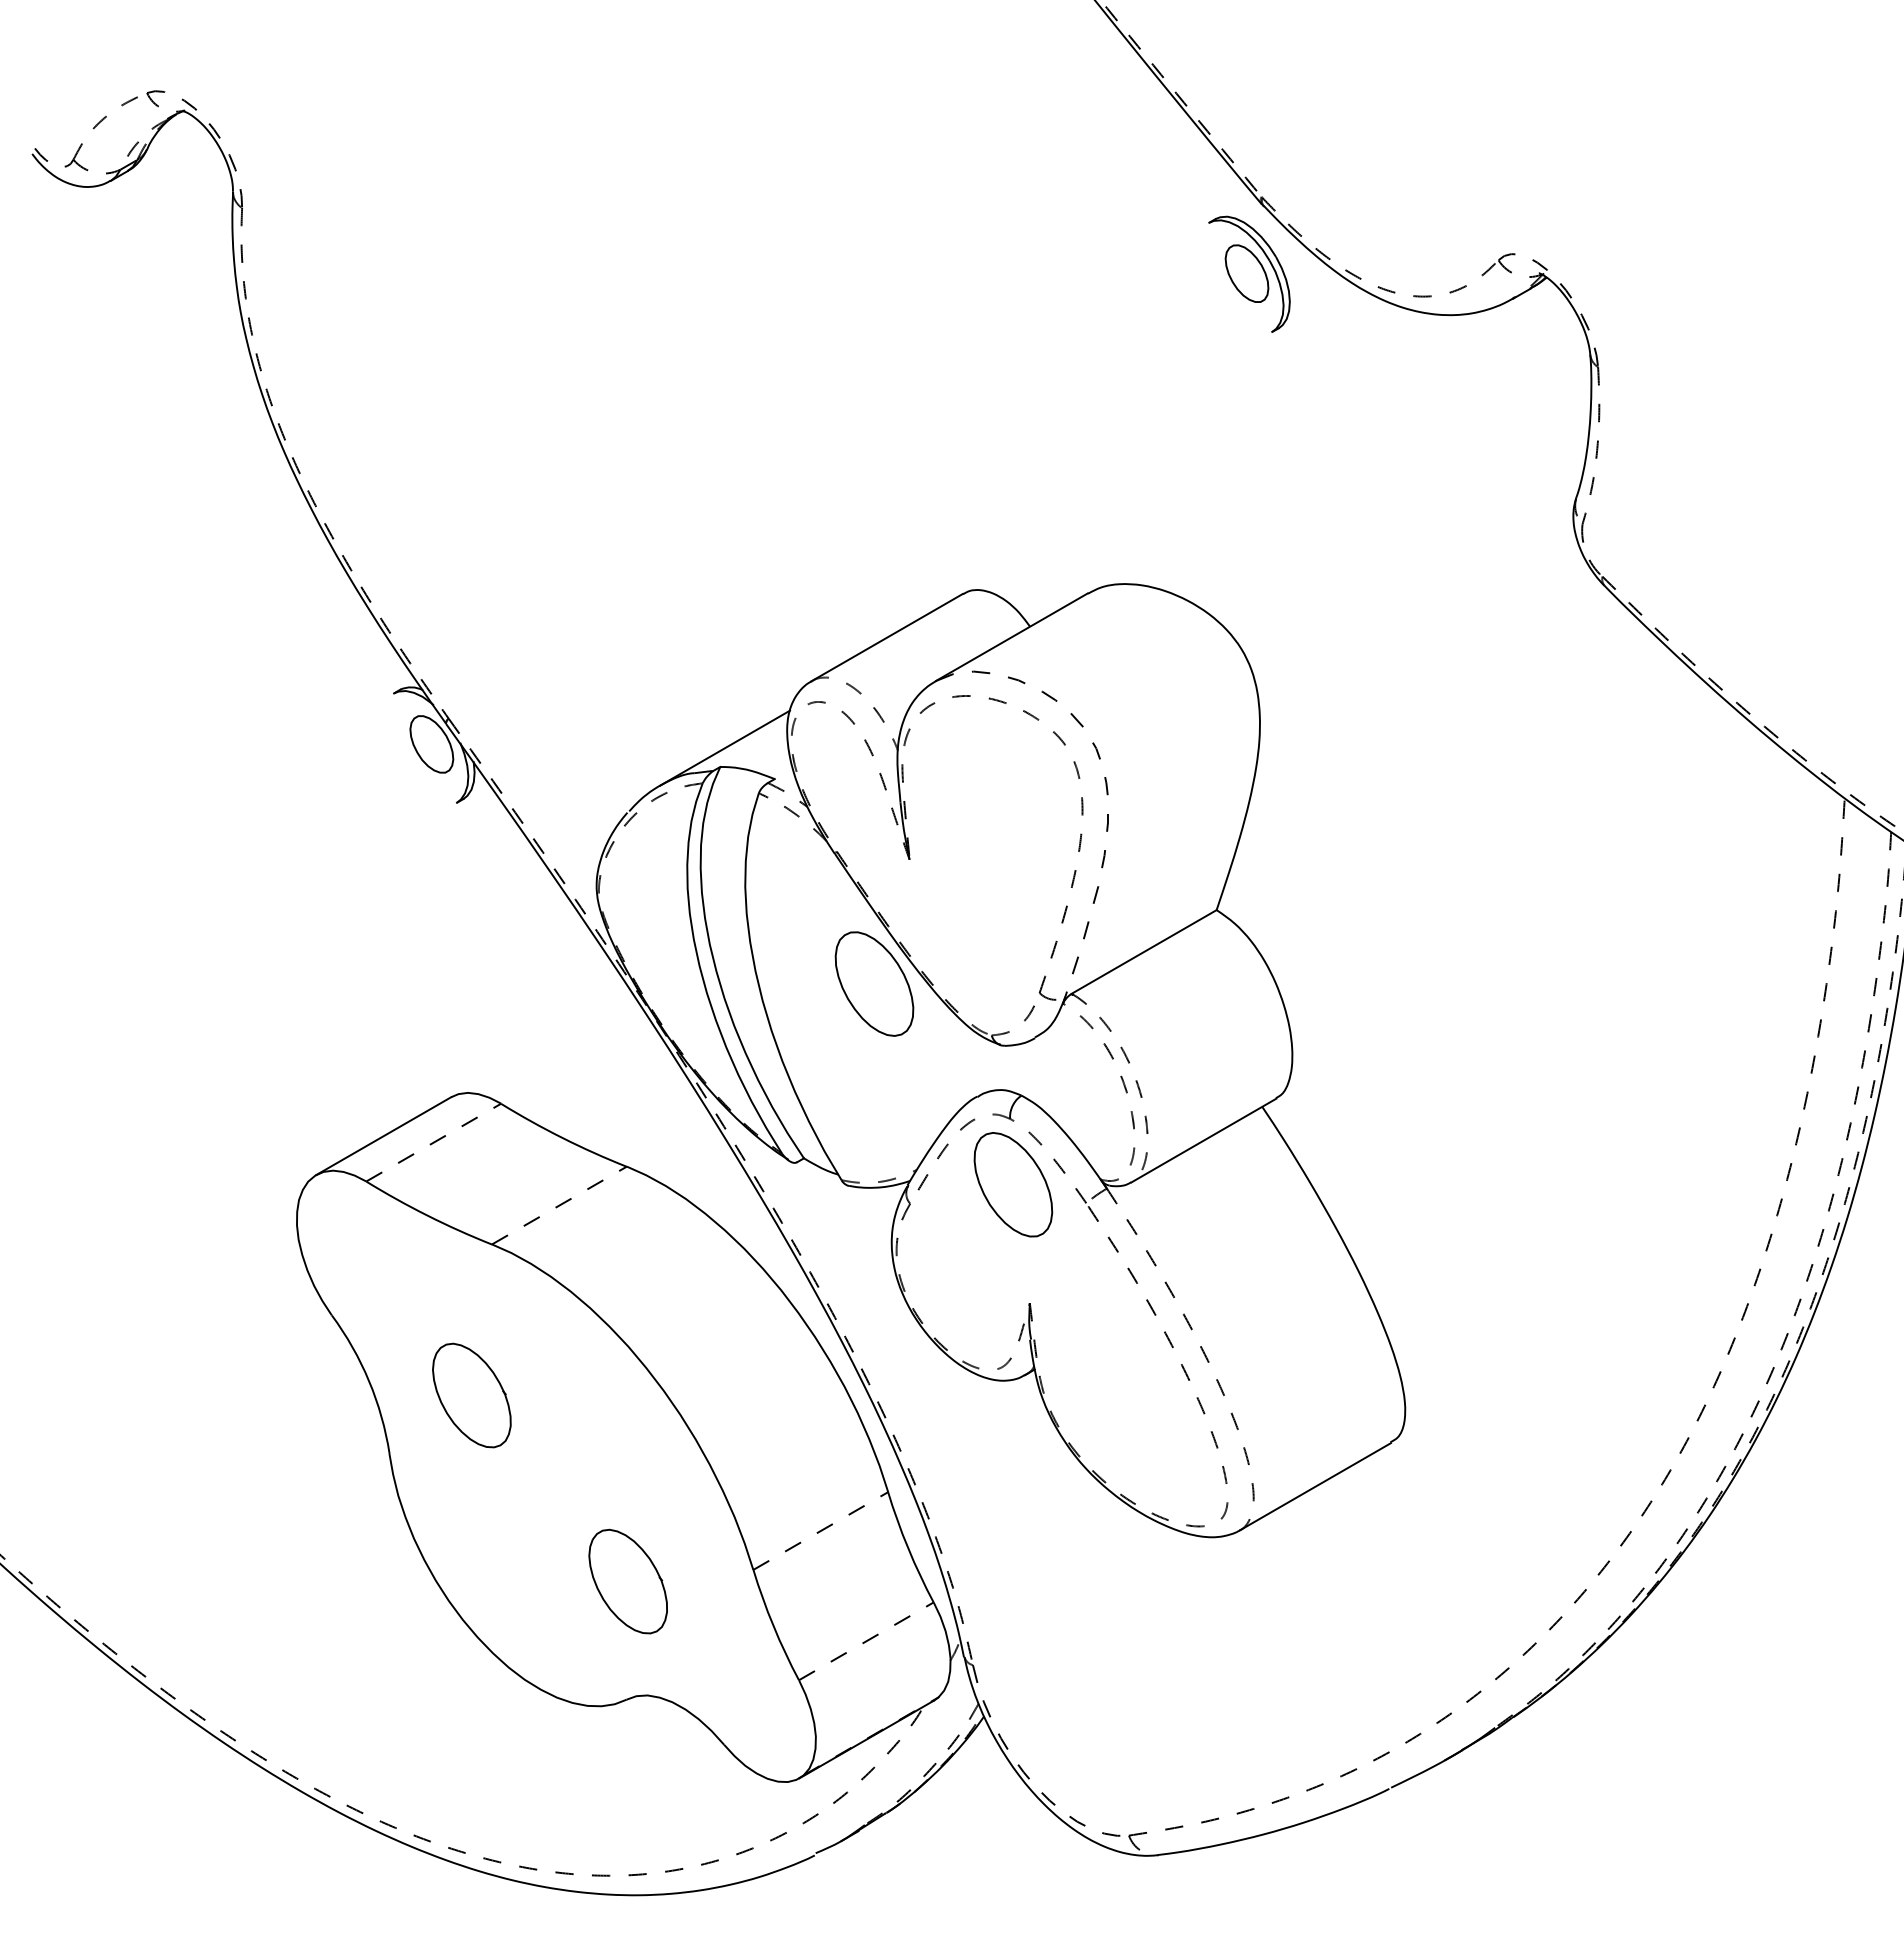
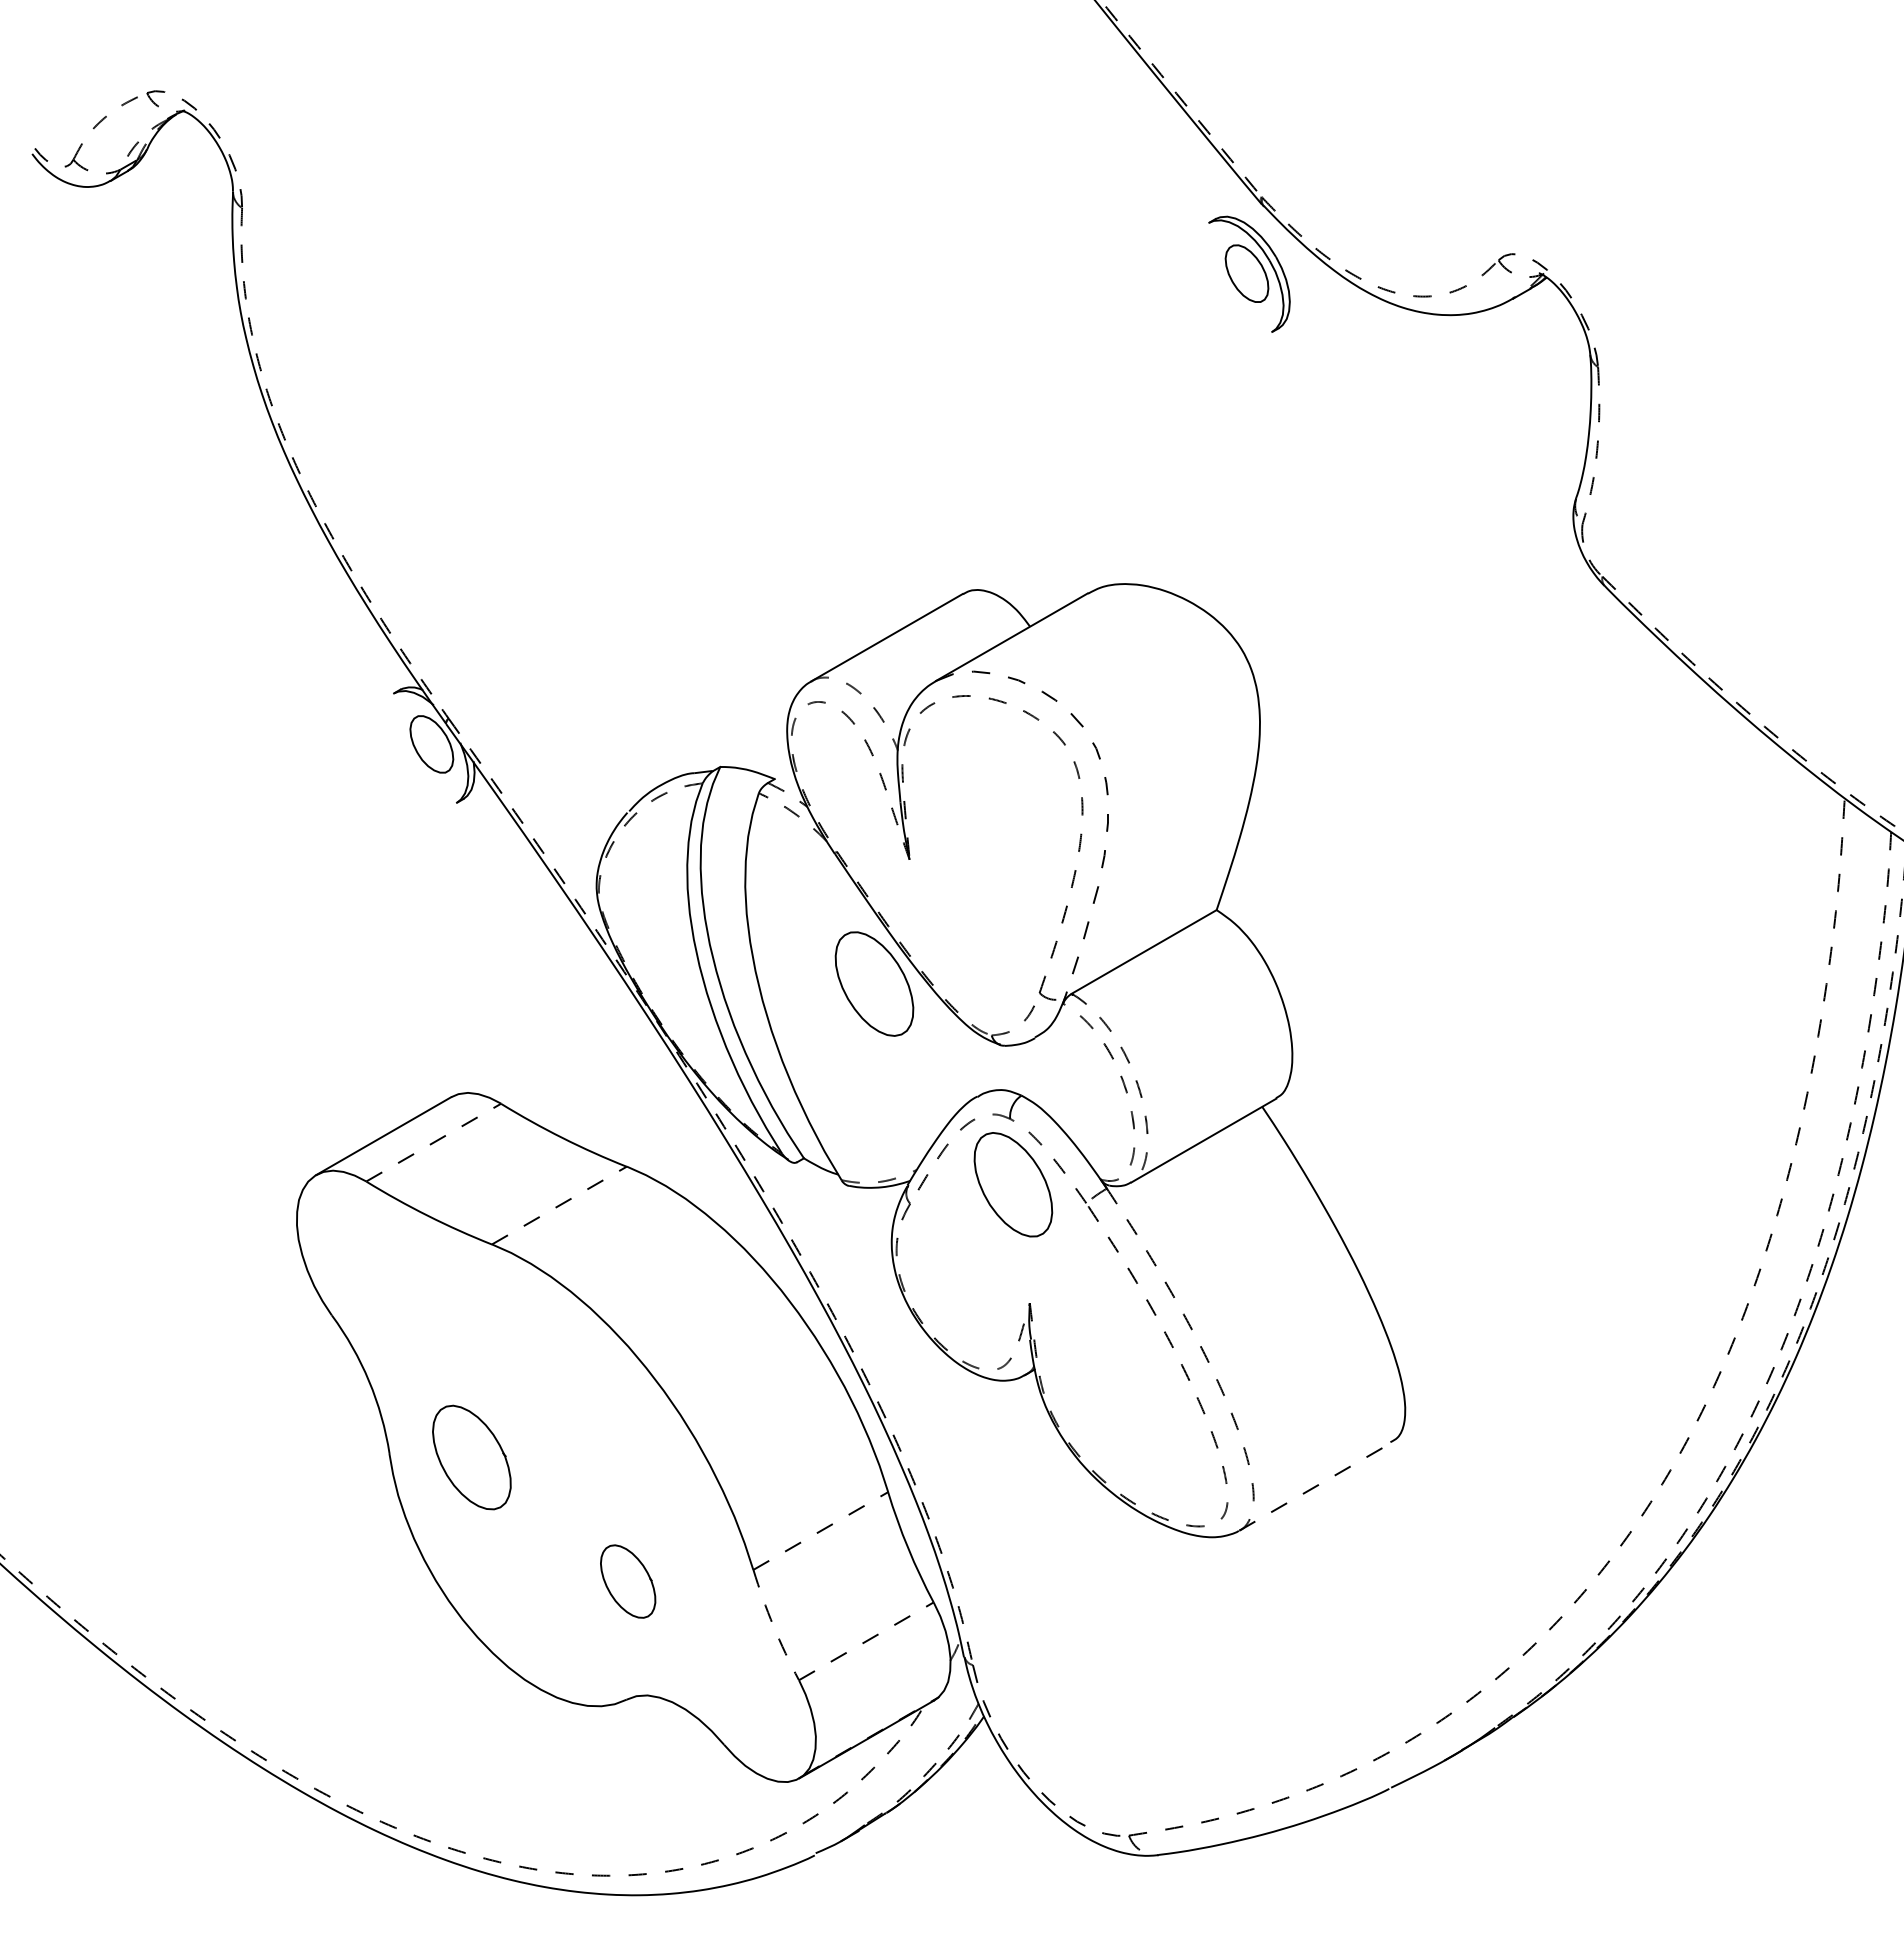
line: present -> none (725, 747)
part position: (471, 1395) -> (471, 1457) (471, 1457)
line: solid -> dashed (1315, 1486)
part size: 80x107 px -> 57x75 px (628, 1581)
arc: solid -> dashed (773, 1626)
